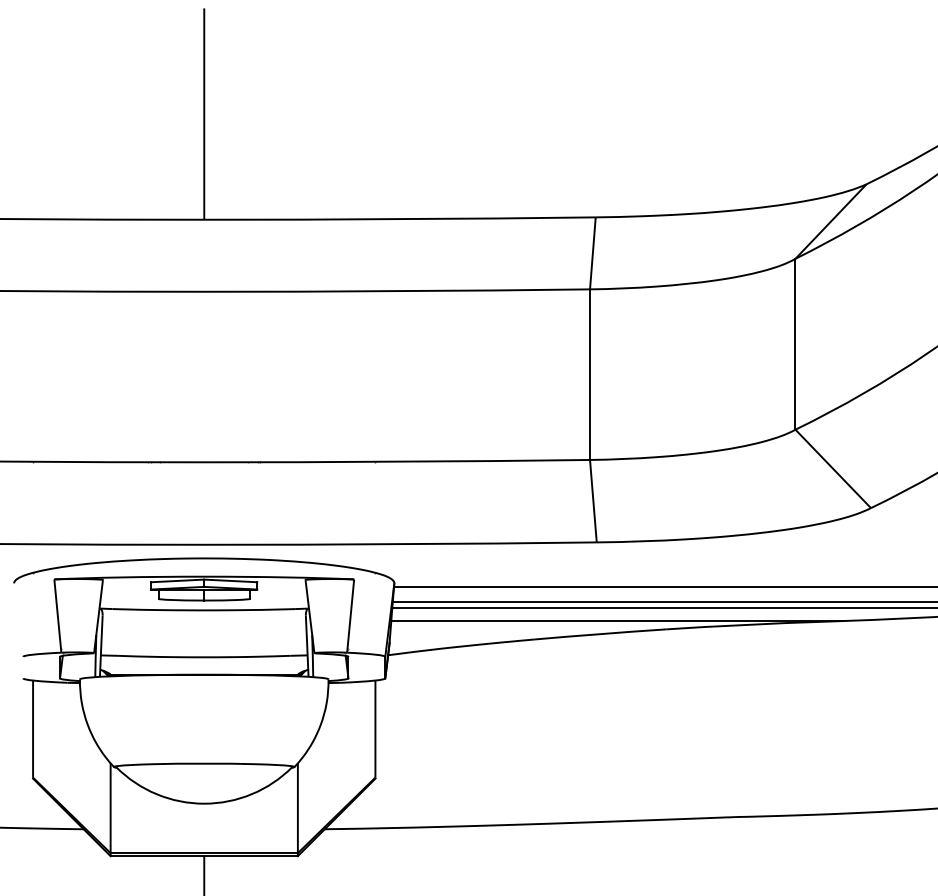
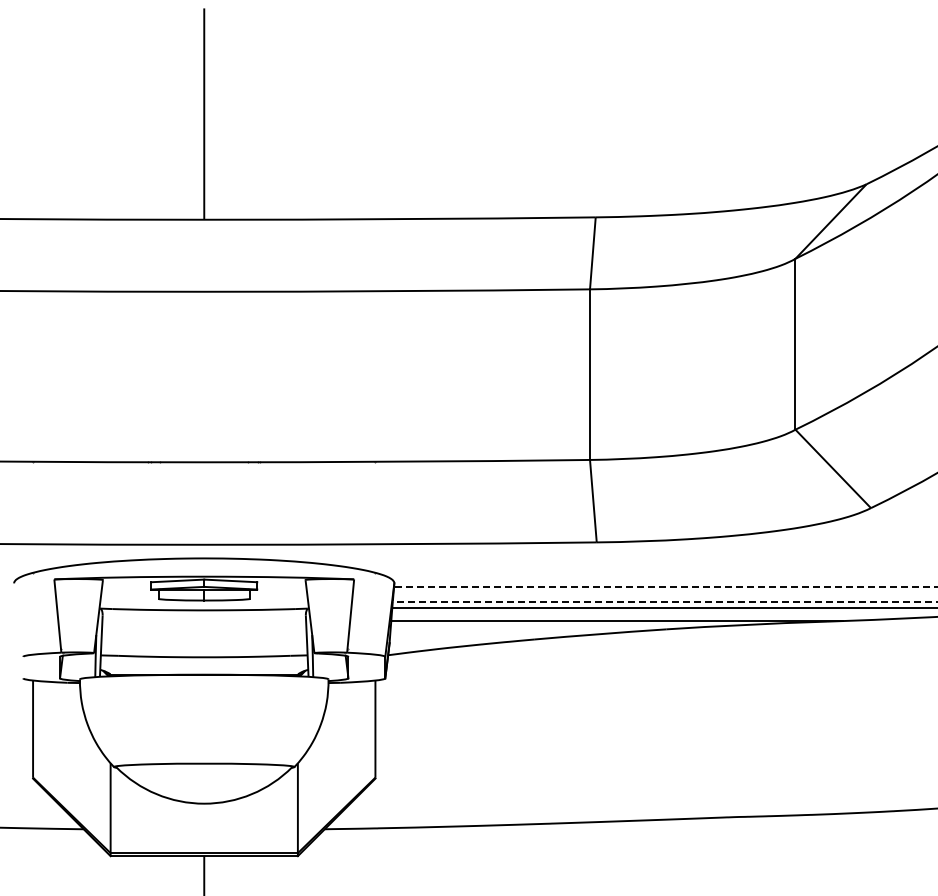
line: solid -> dashed (665, 587)
line: solid -> dashed (664, 601)
